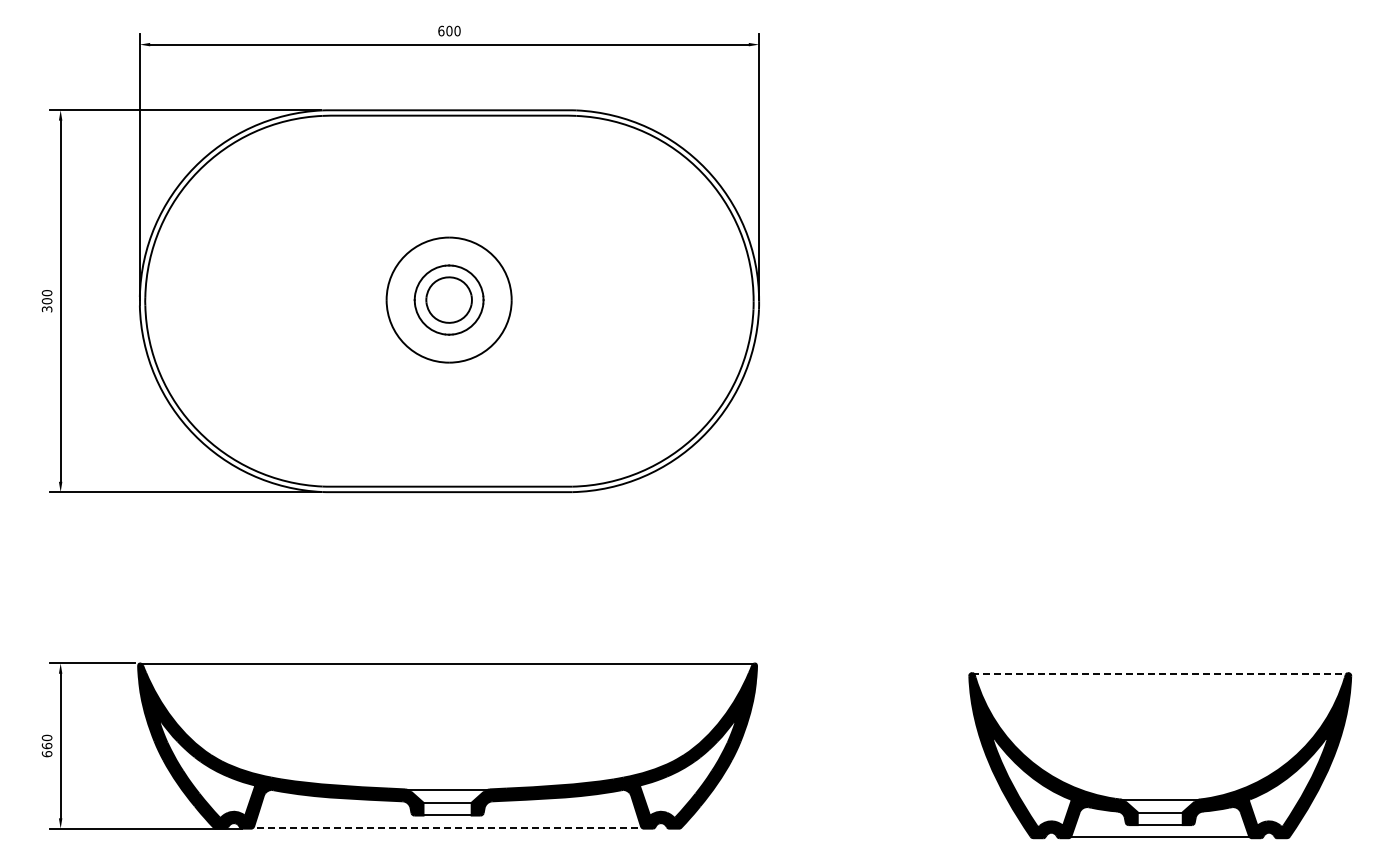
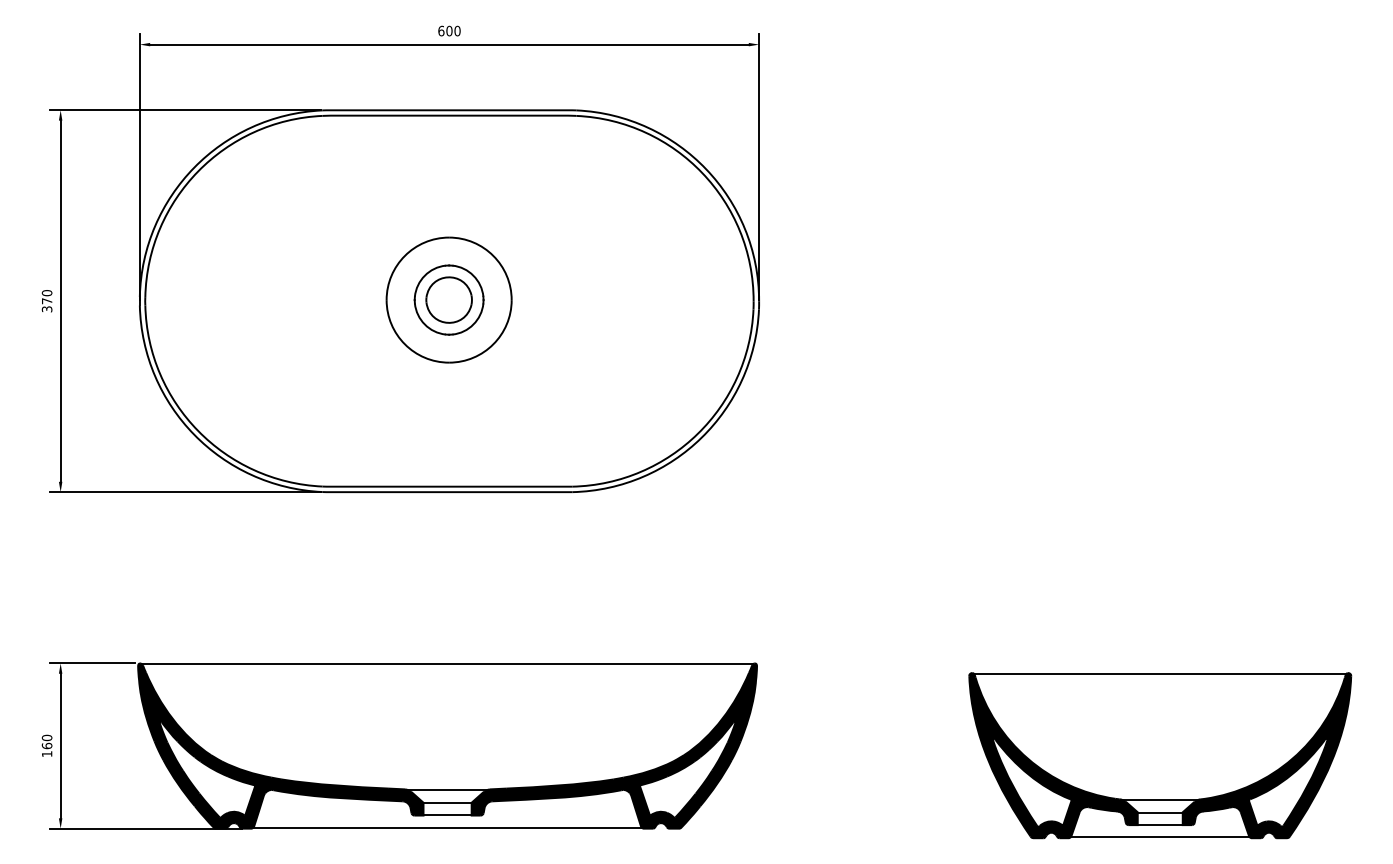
text: 300 -> 370 (46, 301)
line: dashed -> solid (1160, 673)
text: 660 -> 160 (46, 754)
line: dashed -> solid (447, 827)
